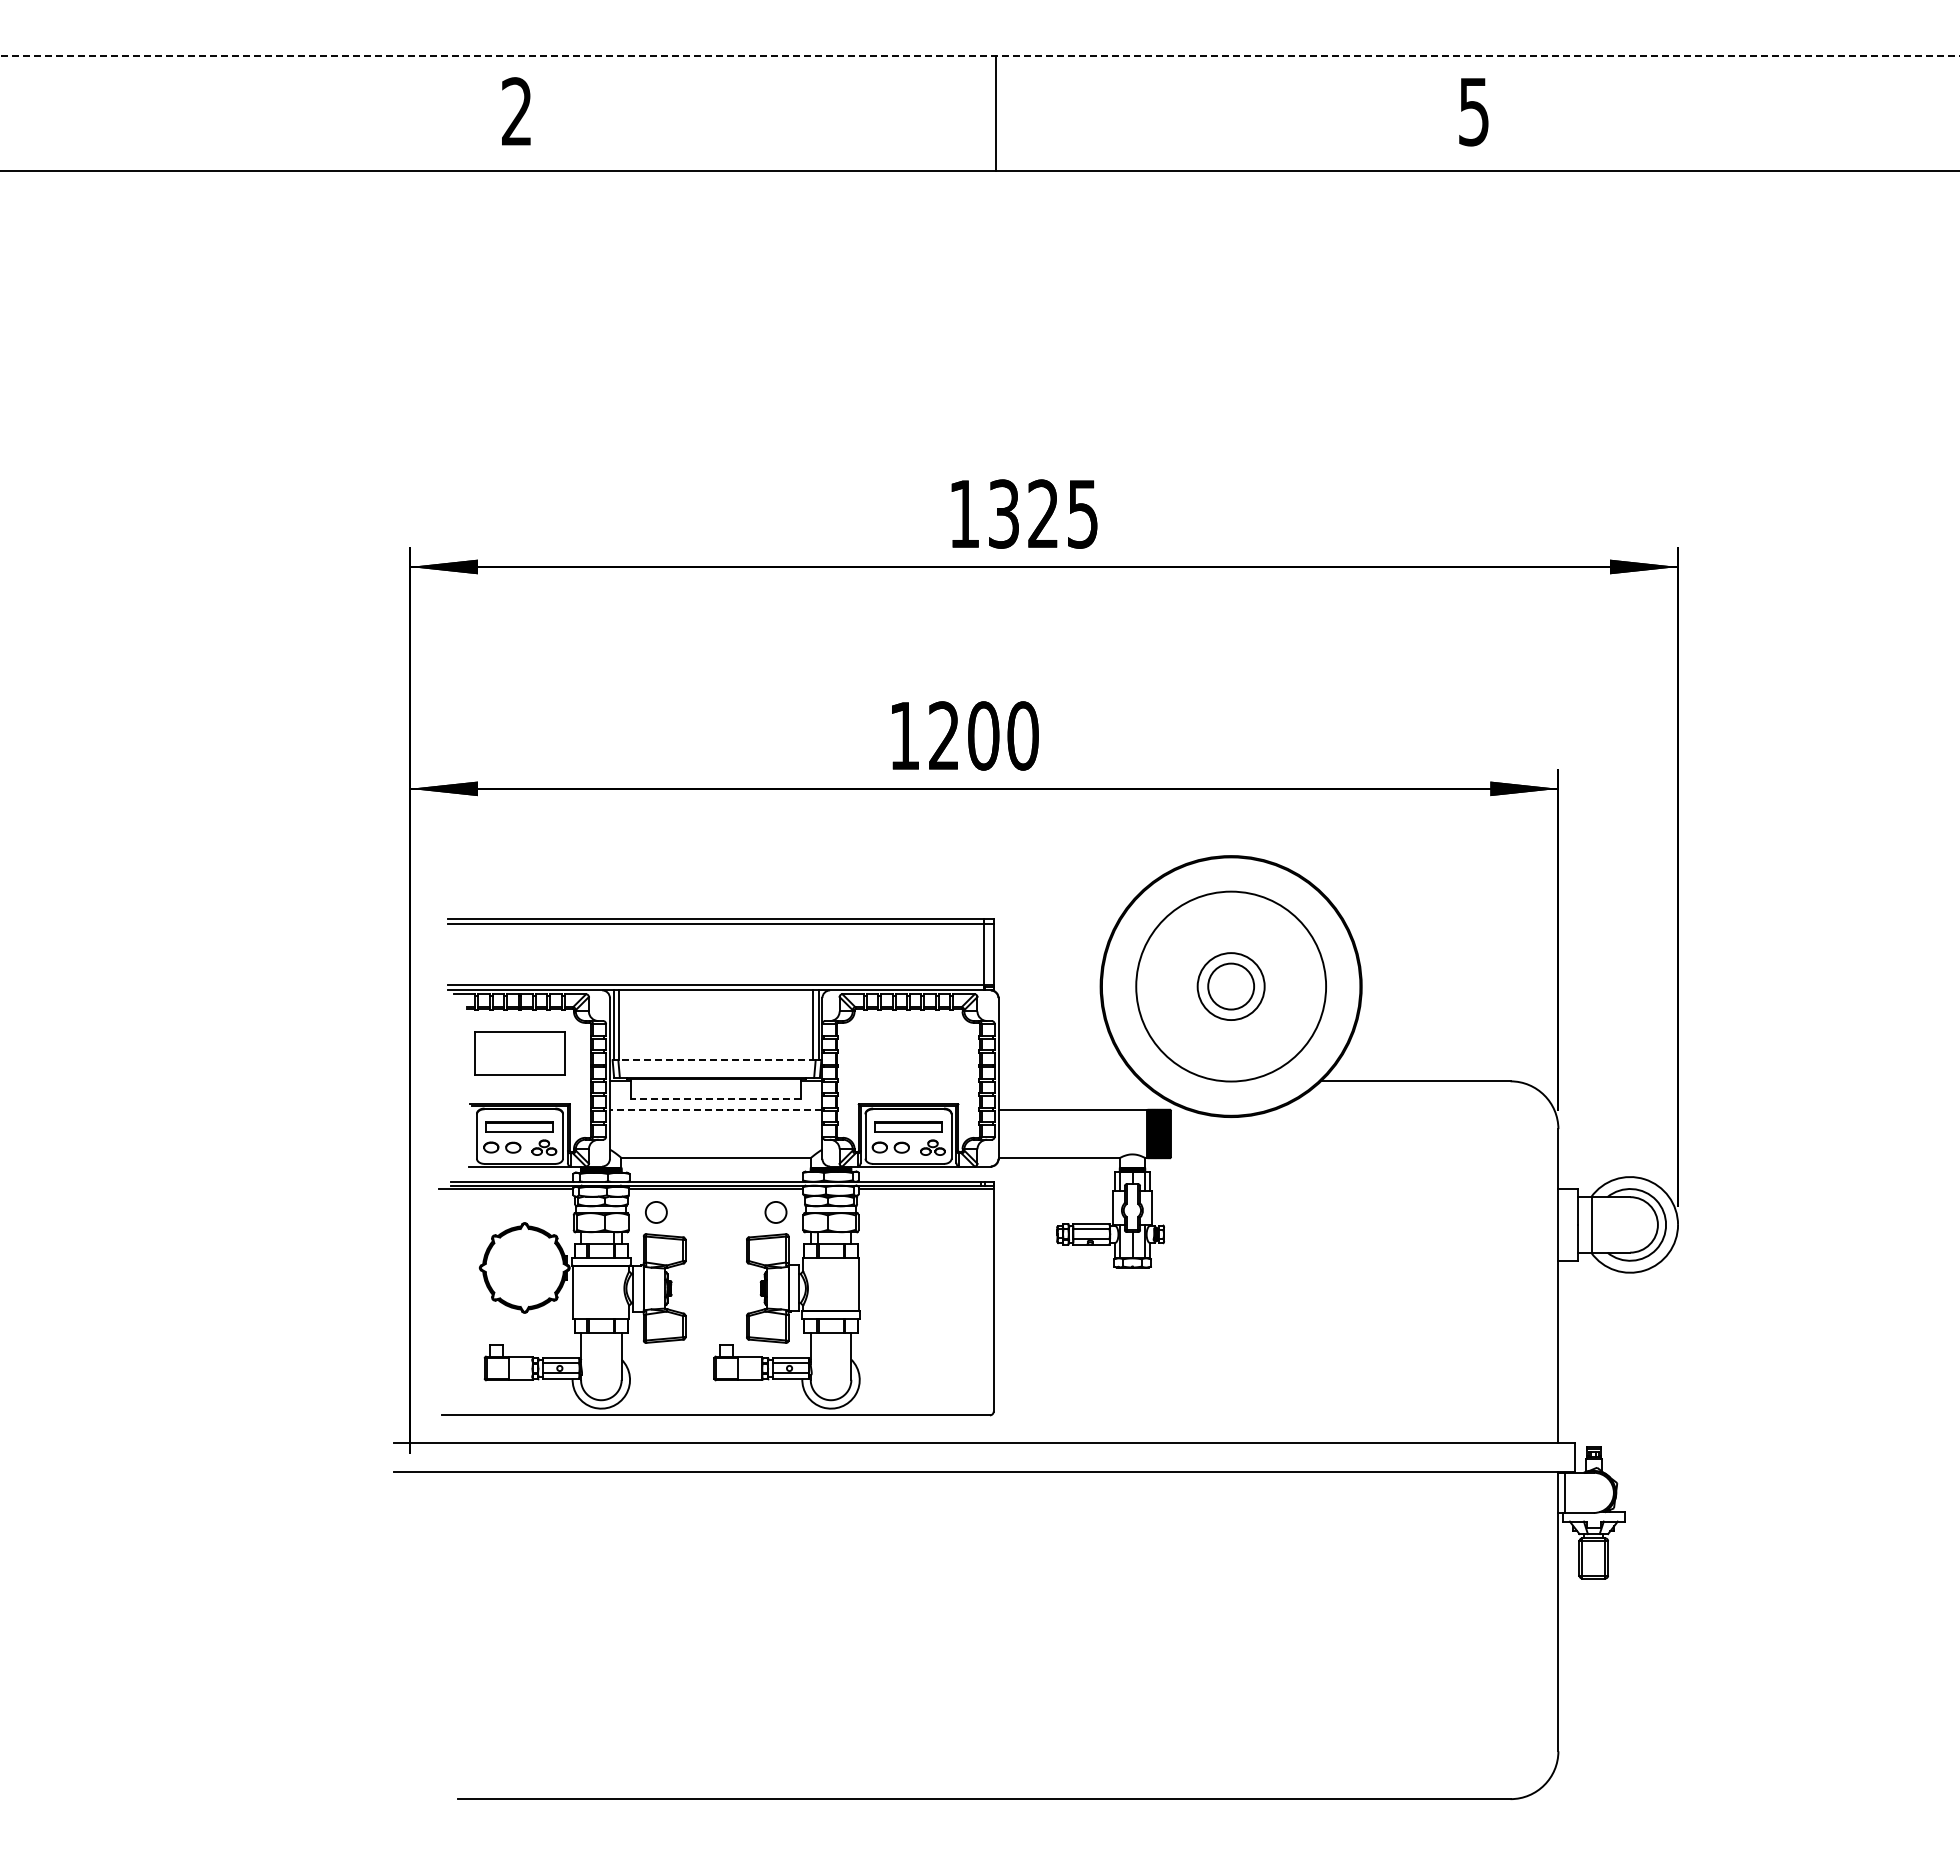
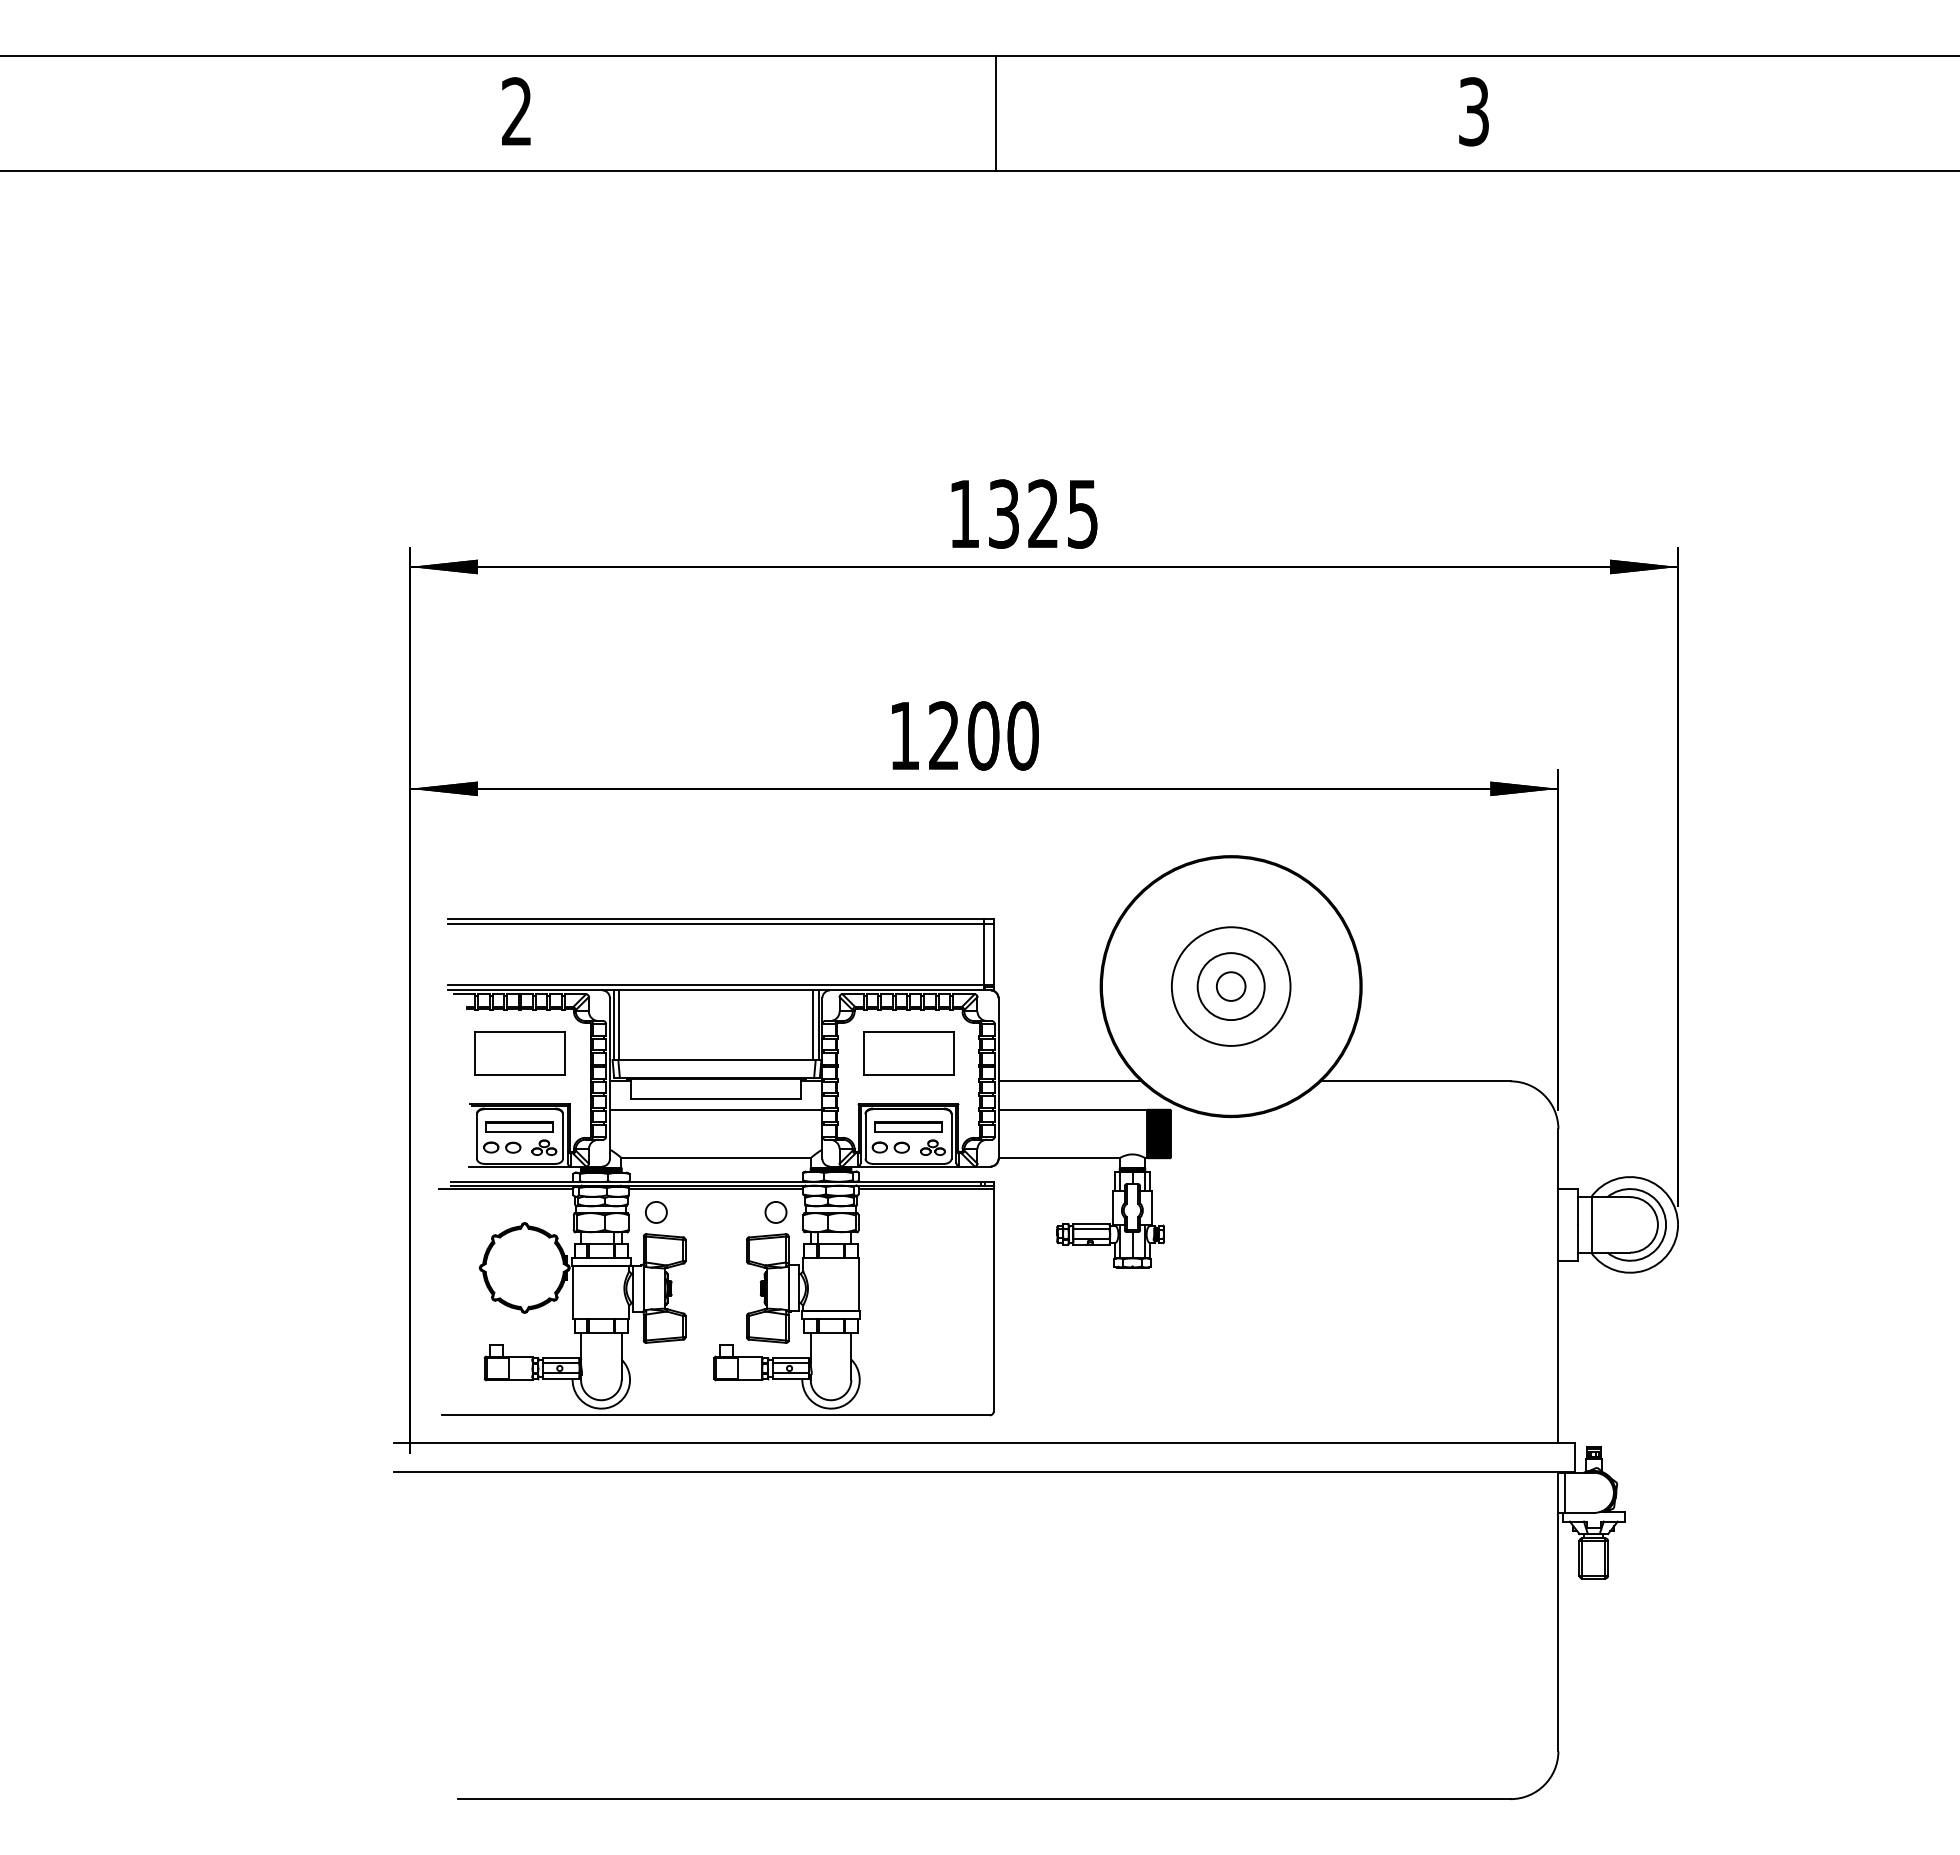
line: dashed -> solid (979, 55)
text: 5 -> 3 (1473, 111)
circle diameter: 190 px -> 119 px (1230, 986)
circle diameter: 46 px -> 29 px (1230, 986)
part: none -> present (908, 1053)
line: dashed -> solid (717, 1060)
line: none -> present (1069, 1081)
line: dashed -> solid (716, 1098)
line: dashed -> solid (715, 1110)
